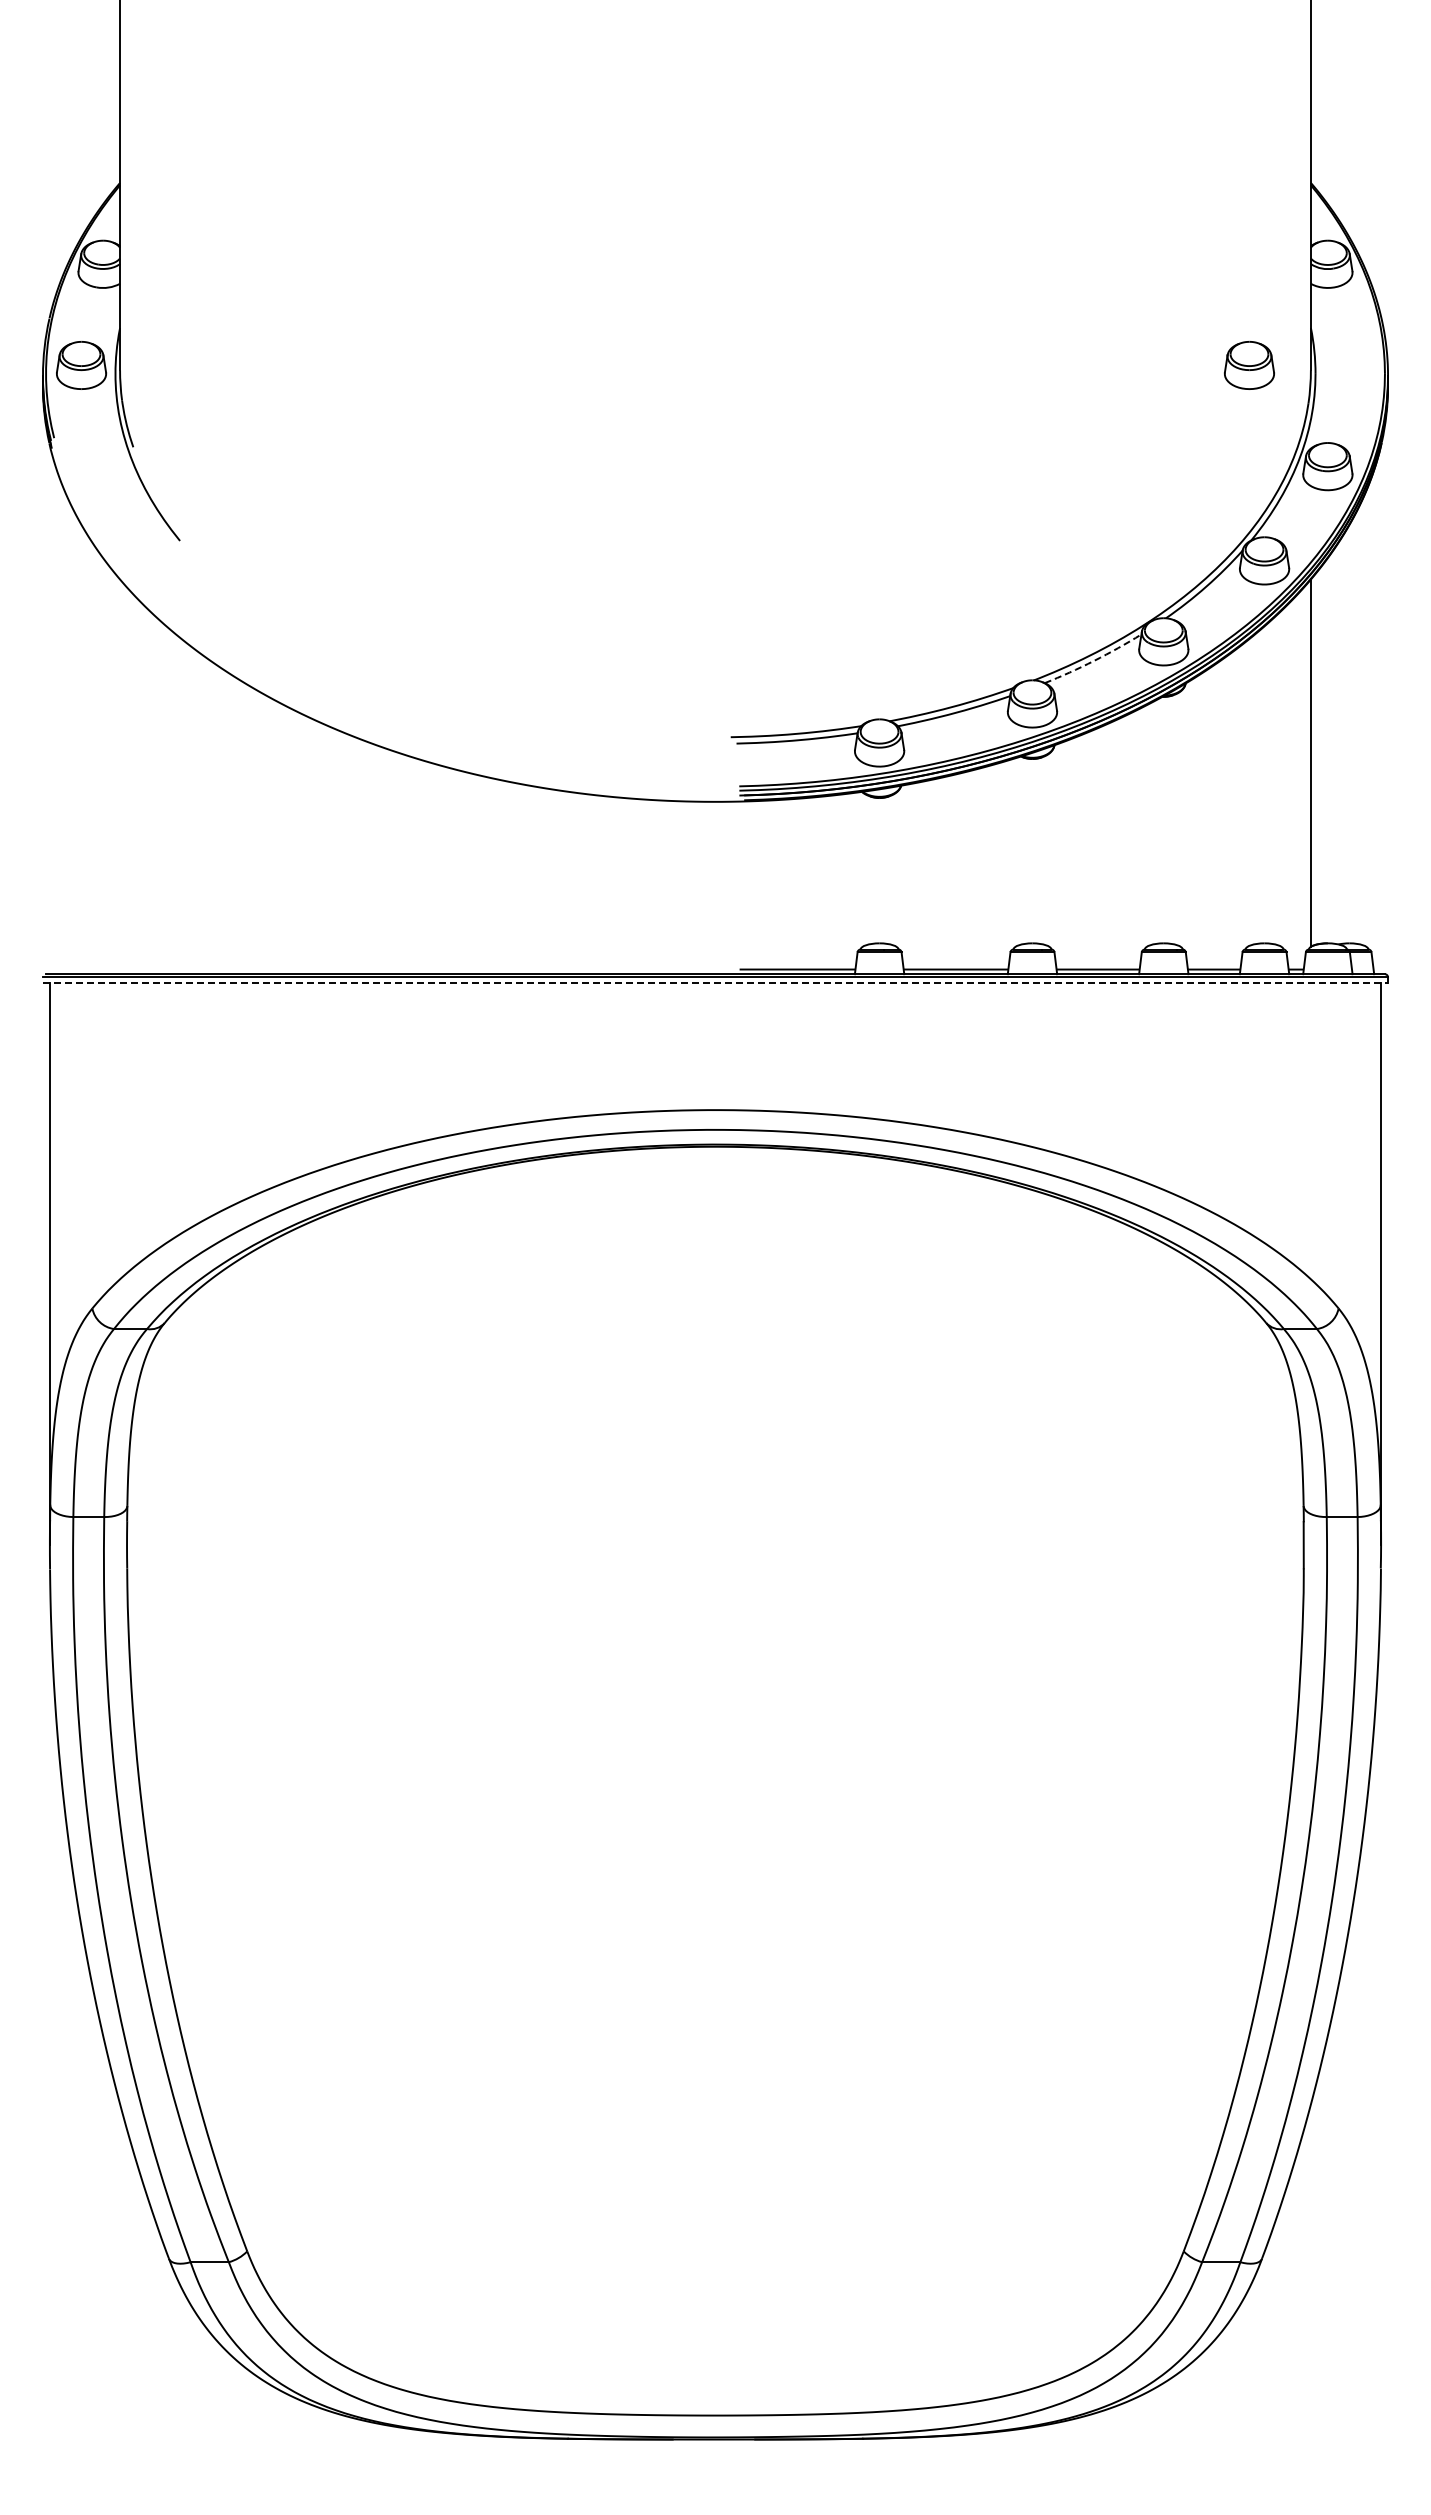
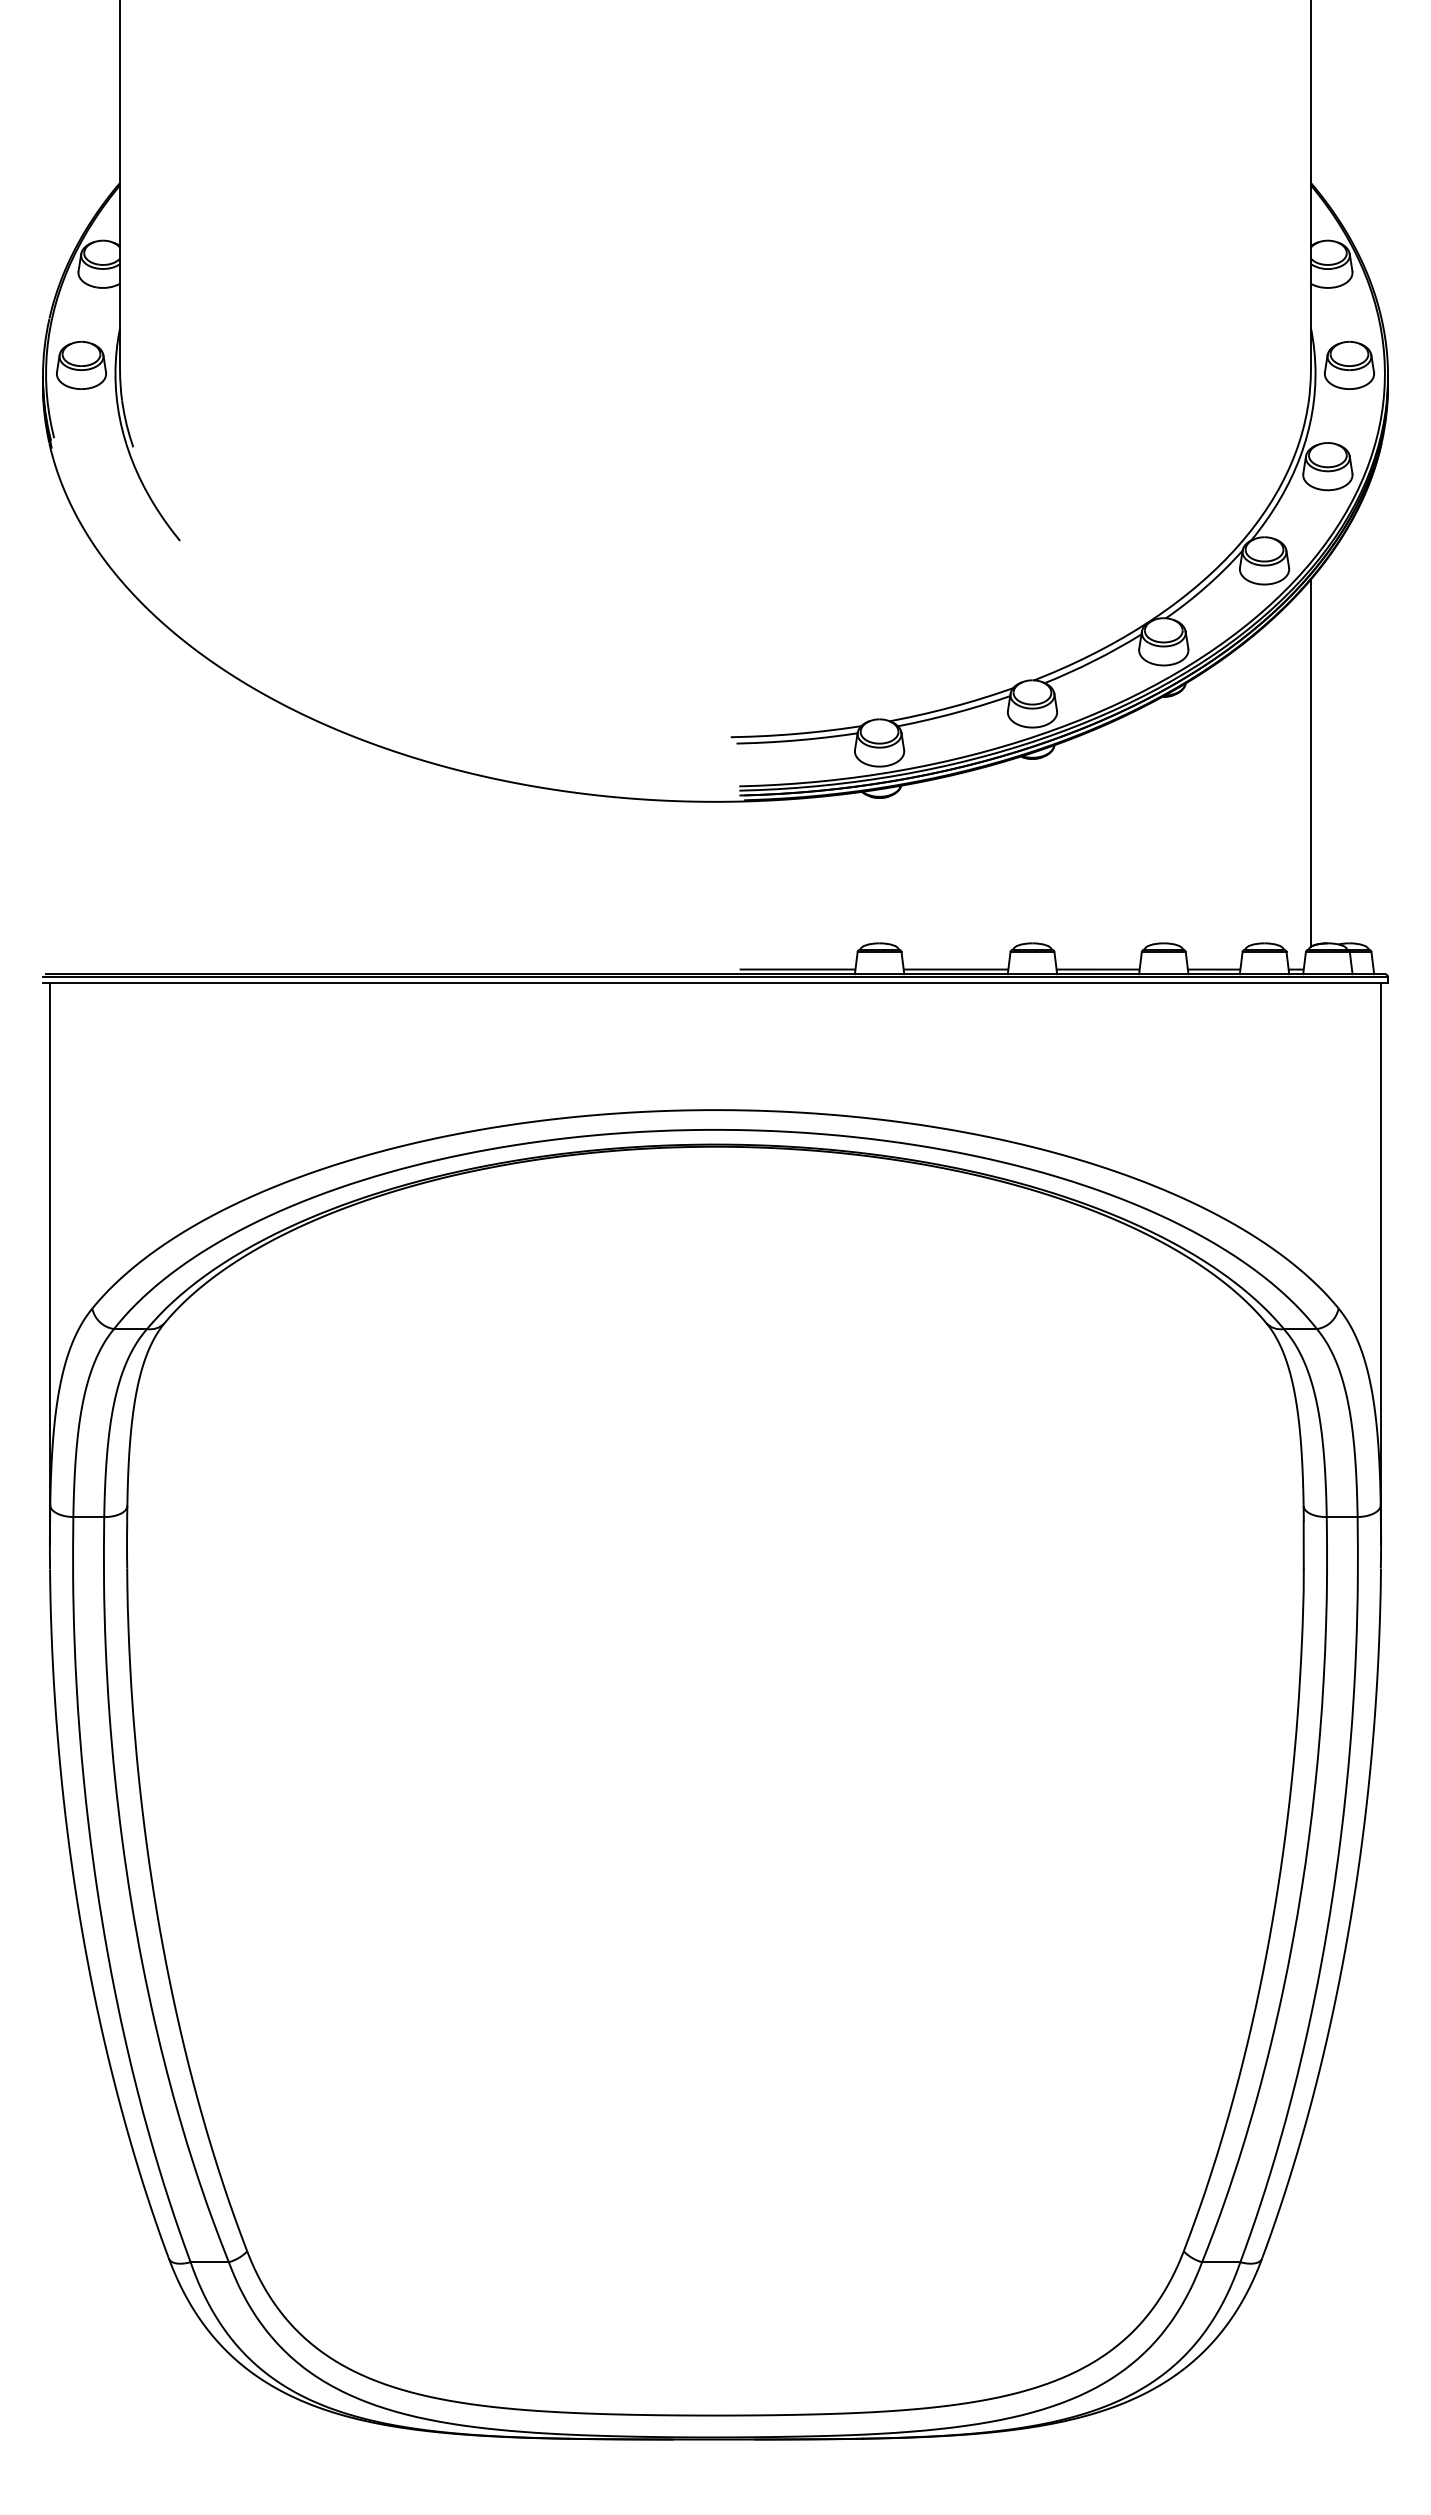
part position: (1249, 365) -> (1349, 365) (1349, 365)
arc: dashed -> solid (1094, 660)
line: dashed -> solid (715, 983)
